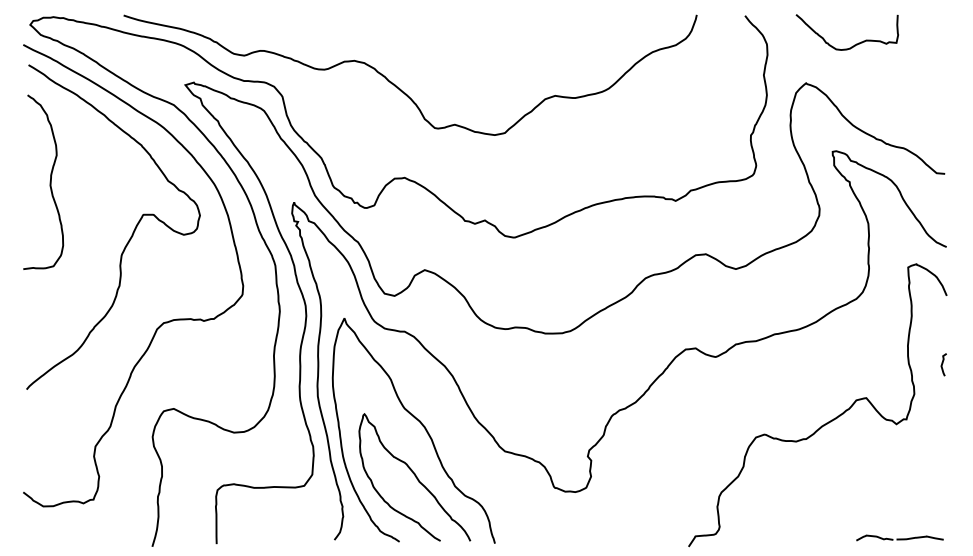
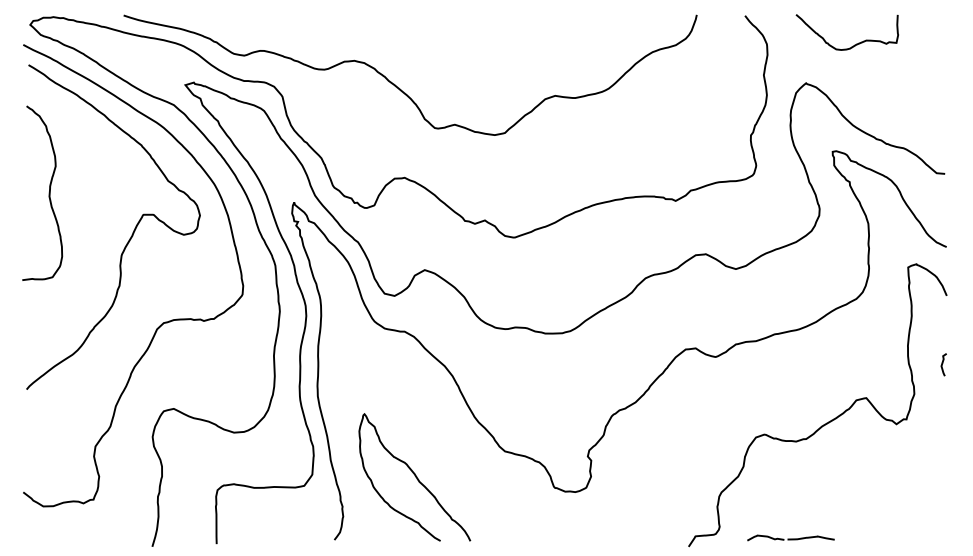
curve position: (49, 181) -> (48, 192) (48, 192)
curve: present -> none (421, 425)
part position: (899, 537) -> (790, 537) (790, 537)
